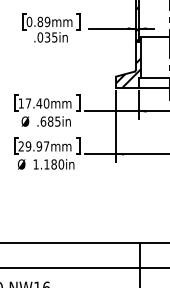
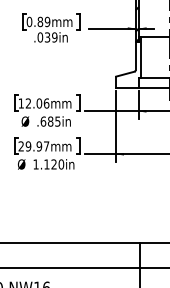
text: .035in -> .039in (54, 37)
hatch: present -> none (128, 61)
text: 17.40mm -> 12.06mm (37, 103)
text: 1.180in -> 1.120in (53, 164)
